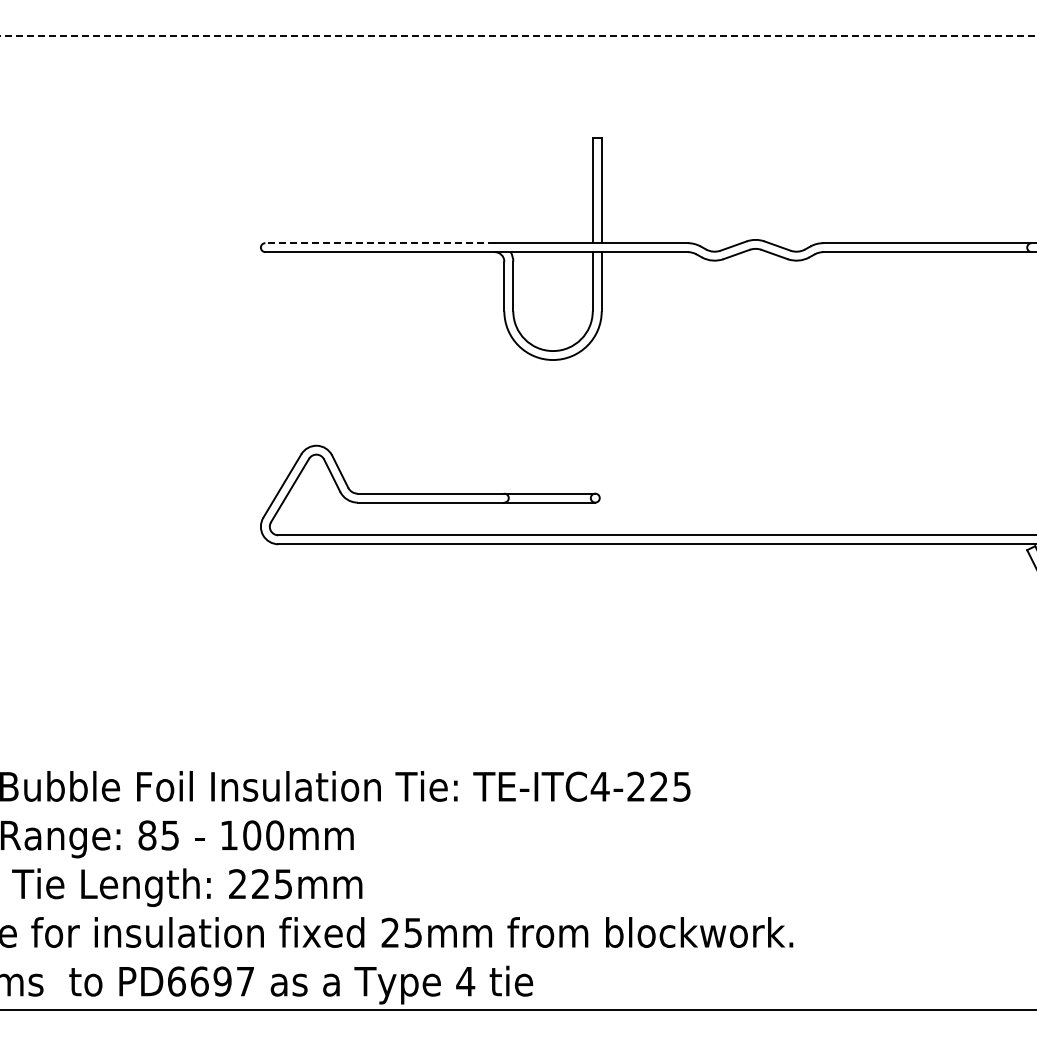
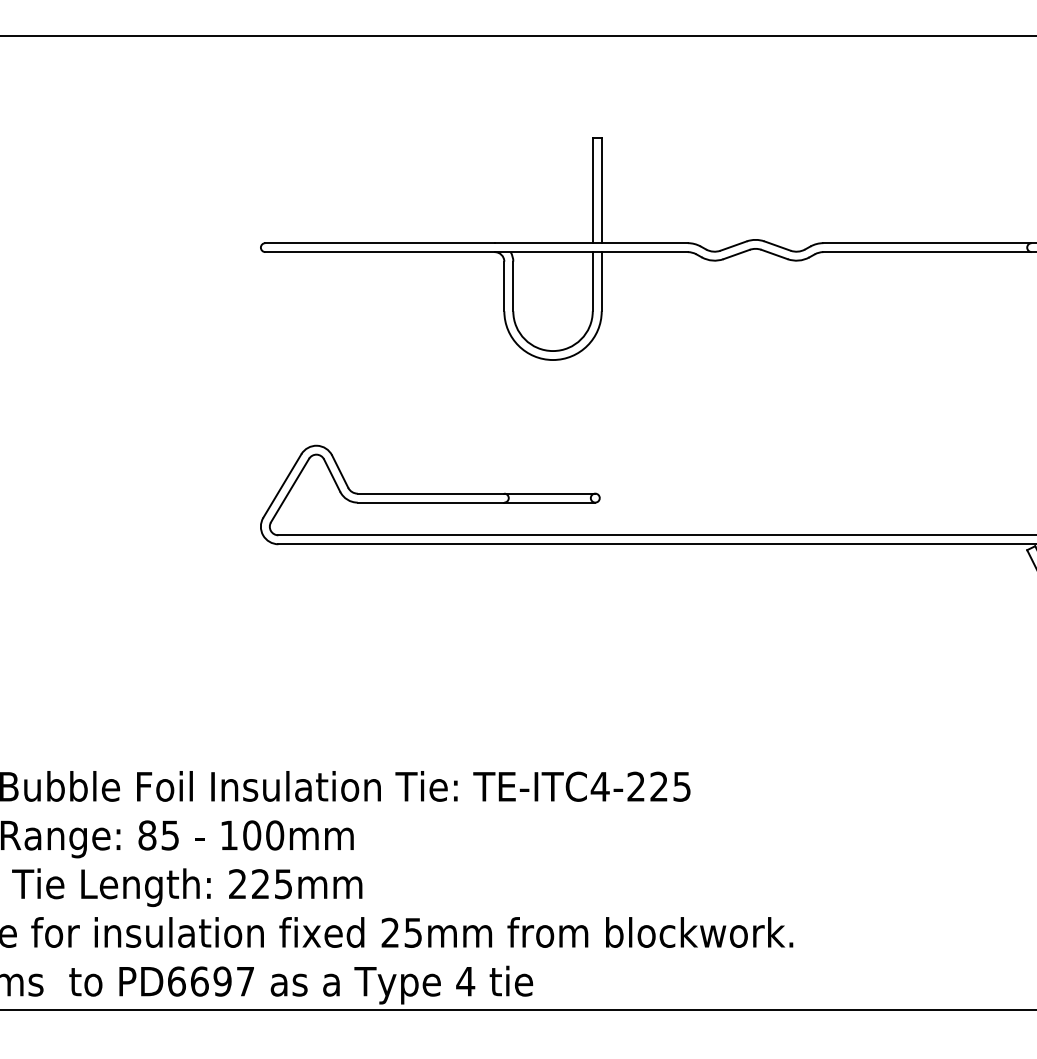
line: dashed -> solid (519, 36)
line: dashed -> solid (380, 243)
